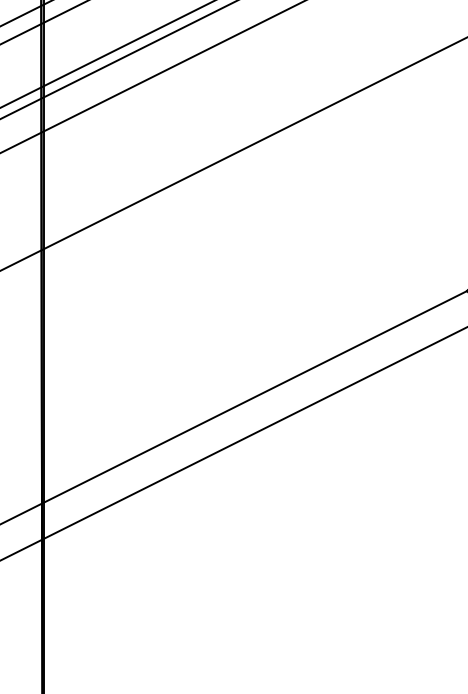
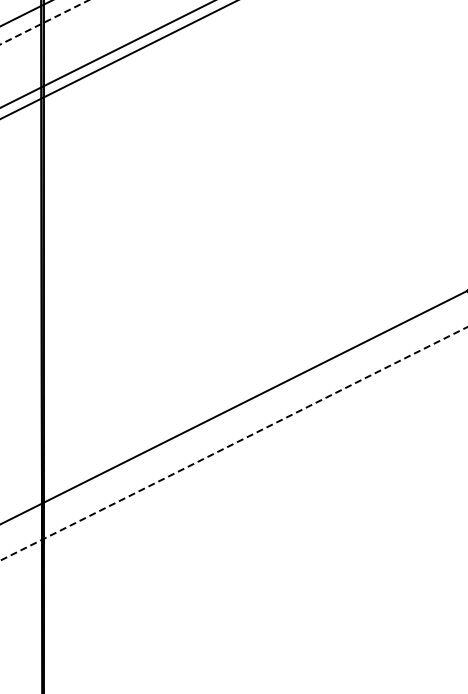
line: solid -> dashed (43, 22)
line: present -> none (152, 77)
line: present -> none (233, 153)
line: solid -> dashed (234, 443)
